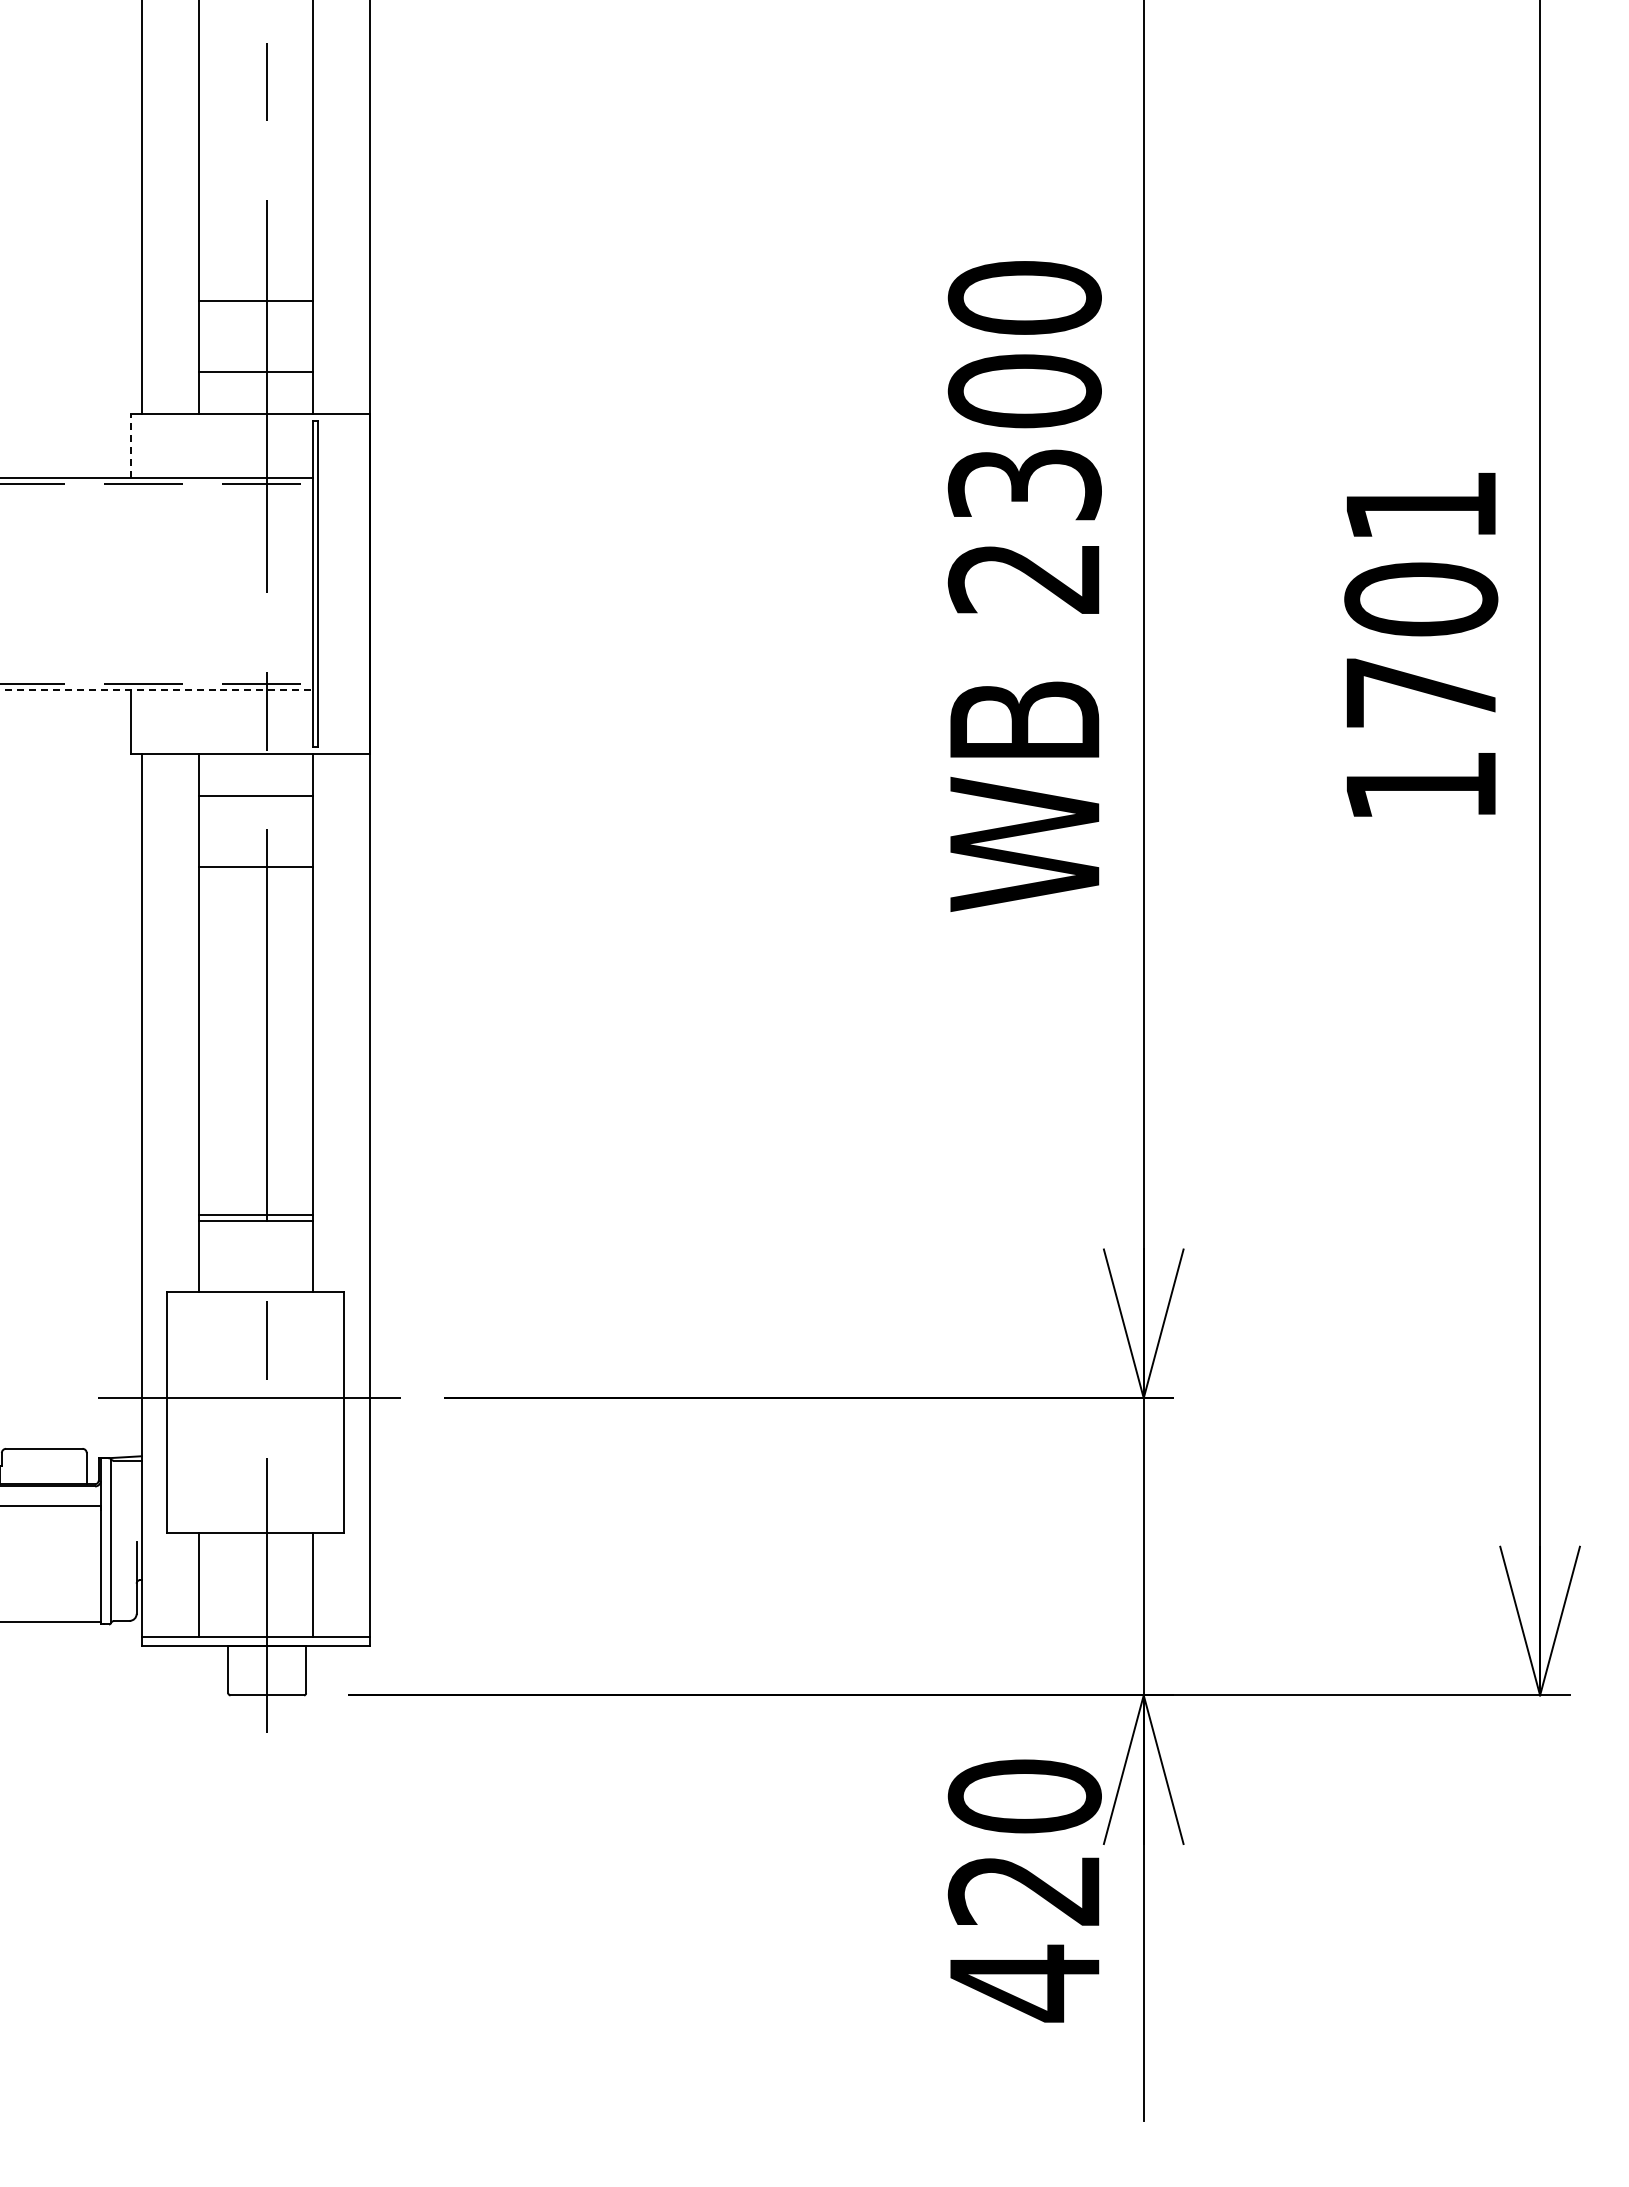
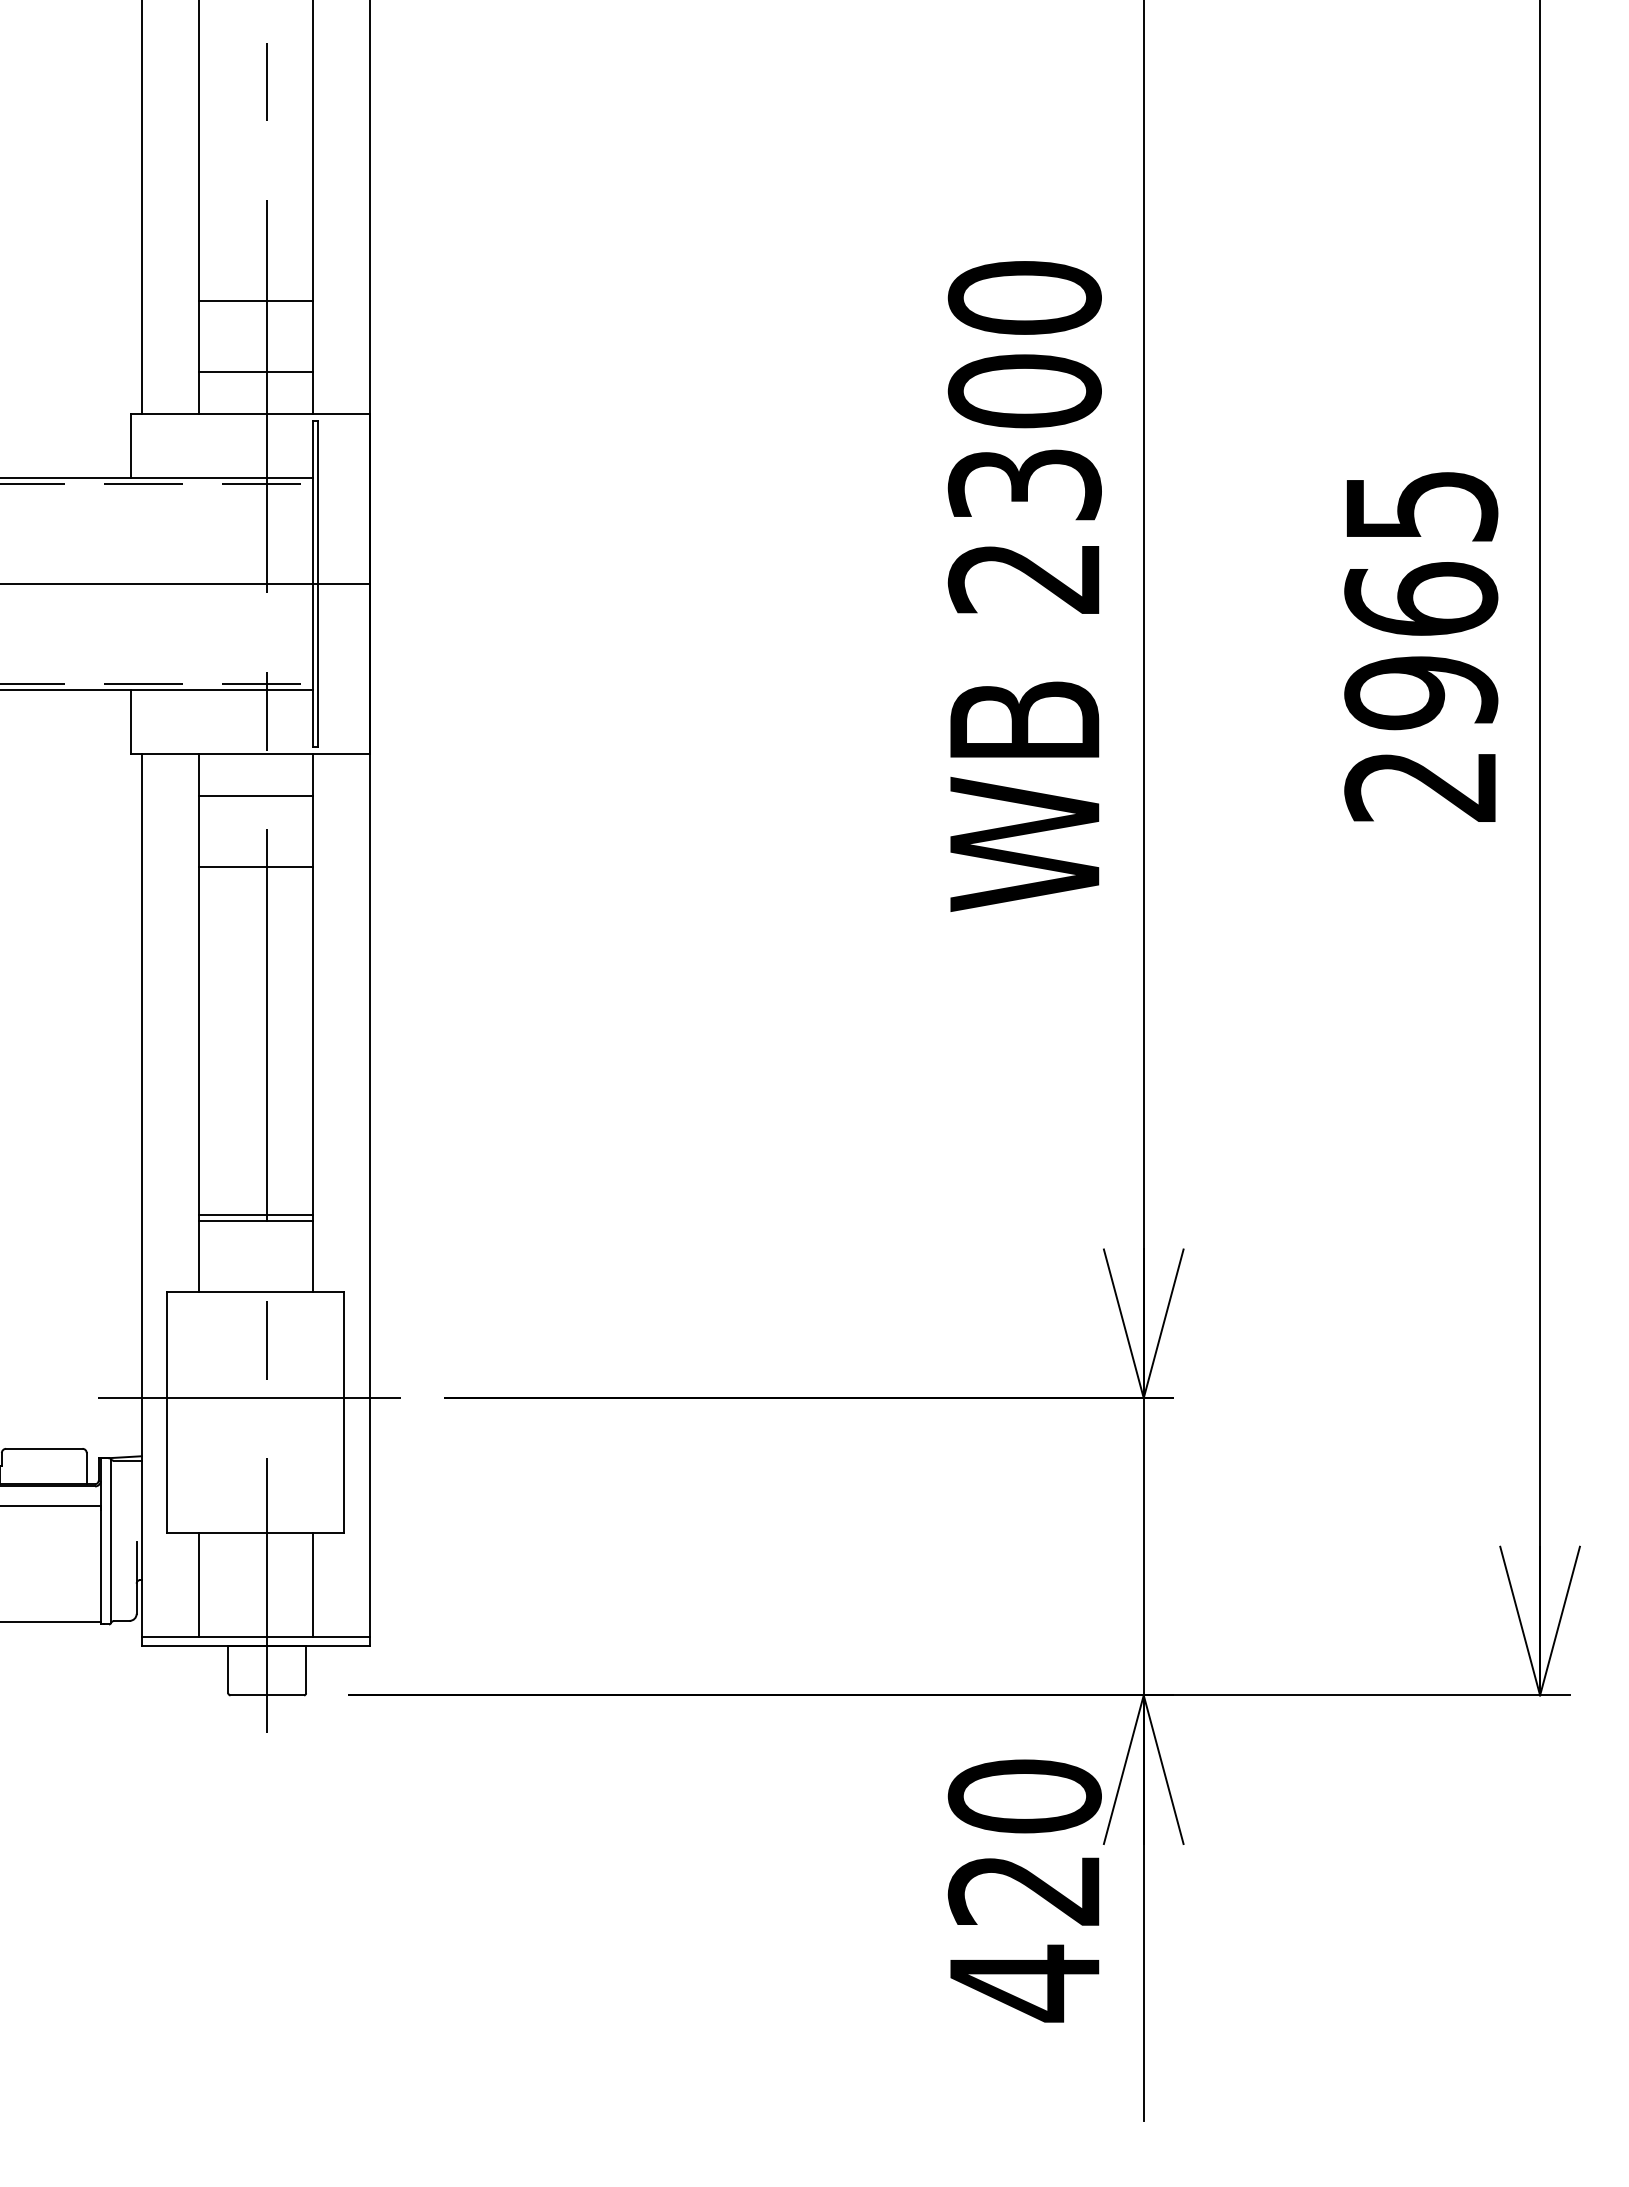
line: dashed -> solid (131, 446)
line: none -> present (200, 584)
text: 1701 -> 2965 (1421, 646)
line: dashed -> solid (156, 690)
